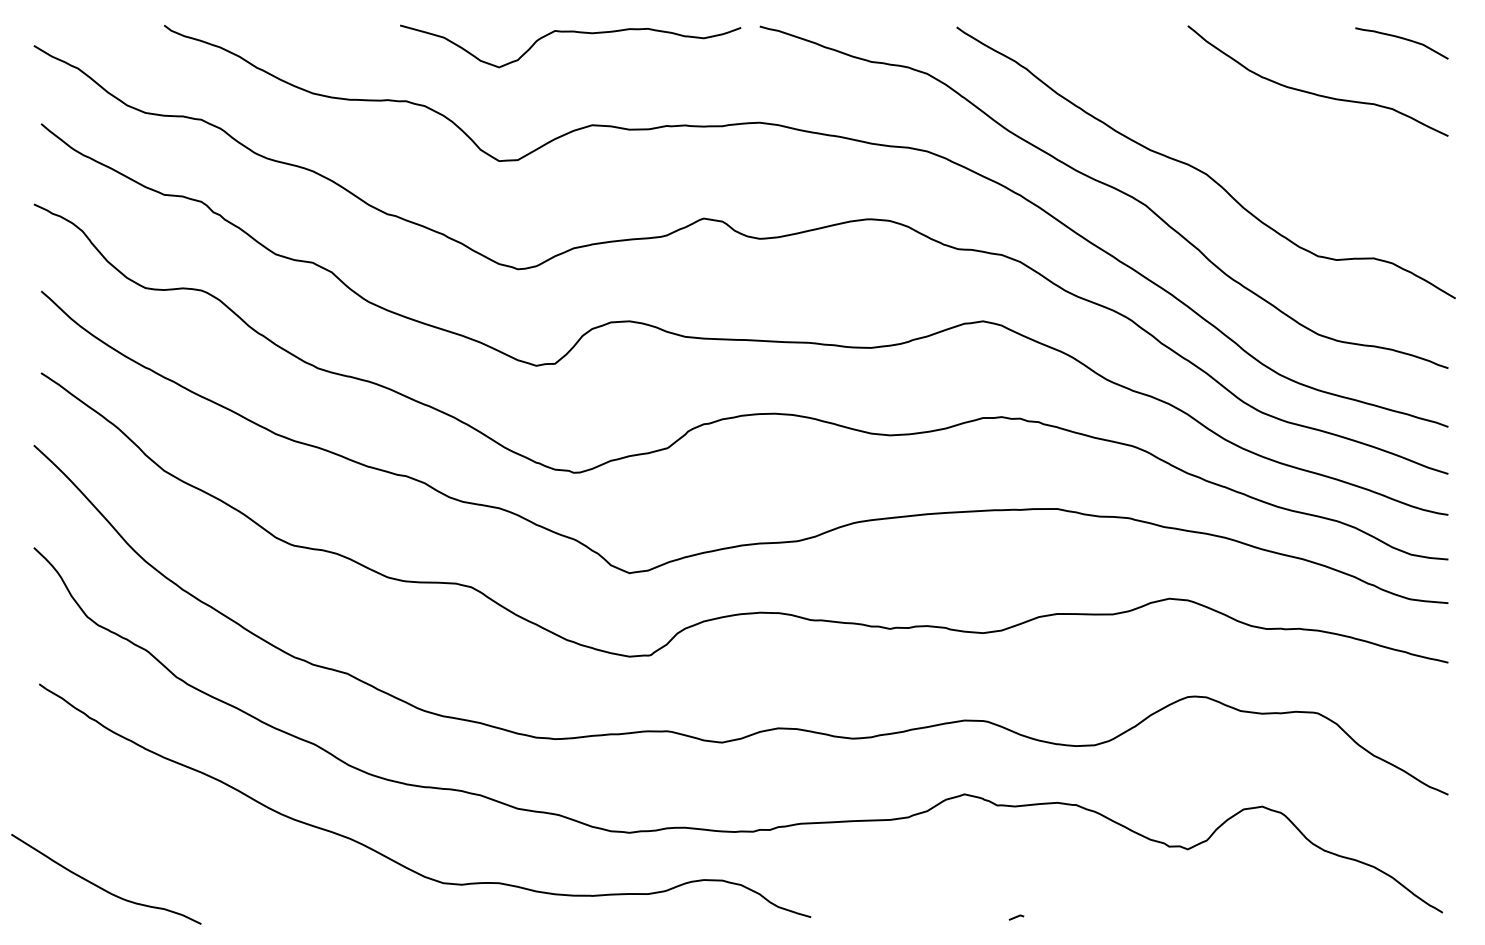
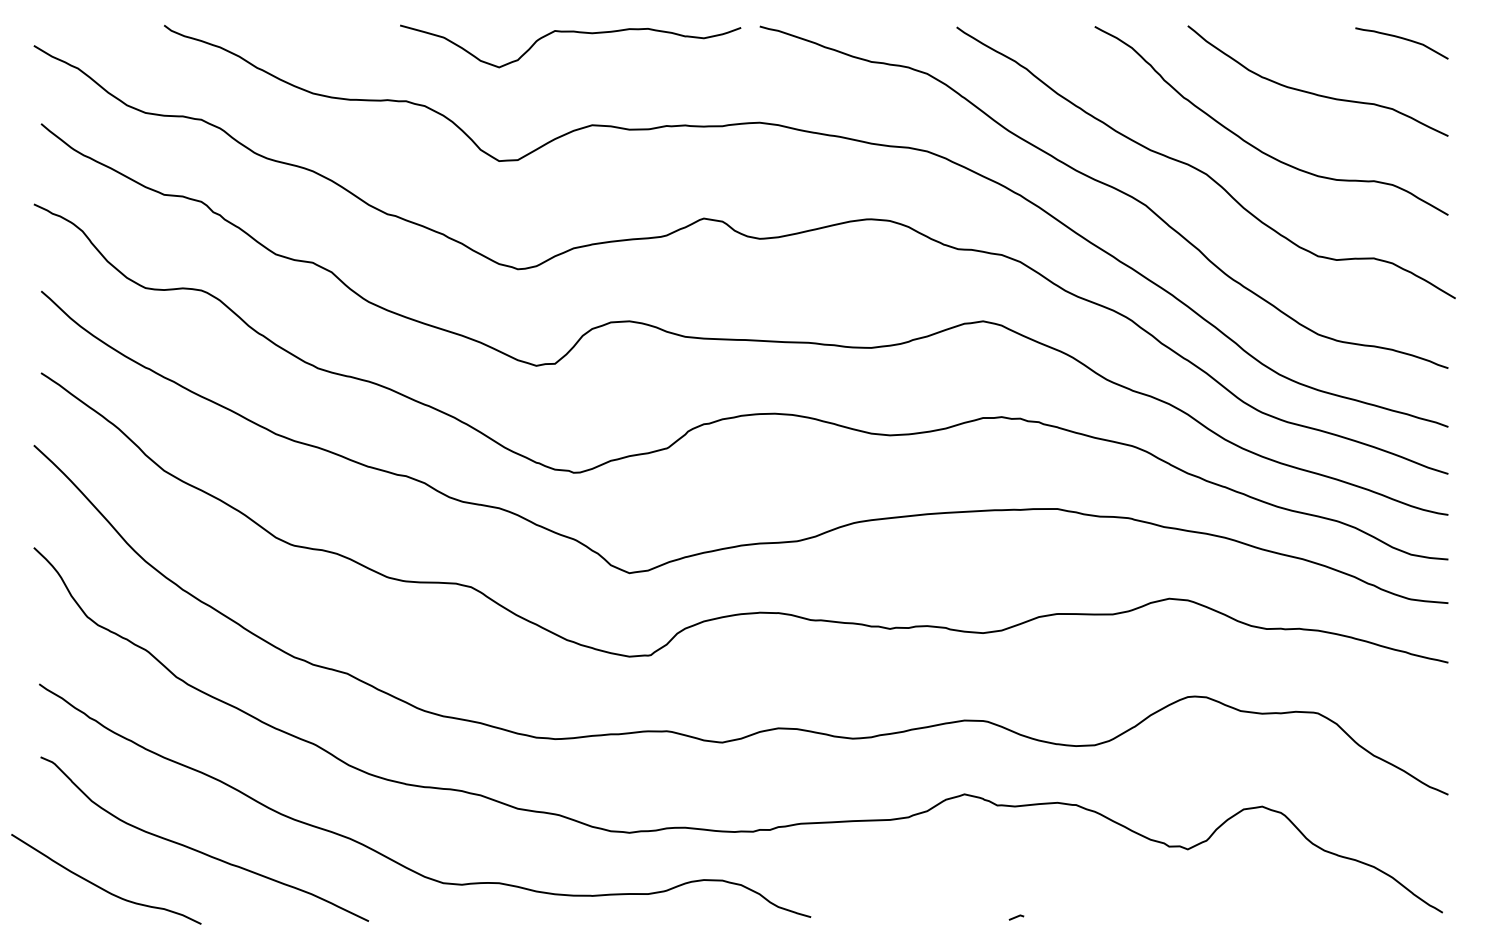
curve: none -> present (1255, 146)
curve: none -> present (199, 850)
